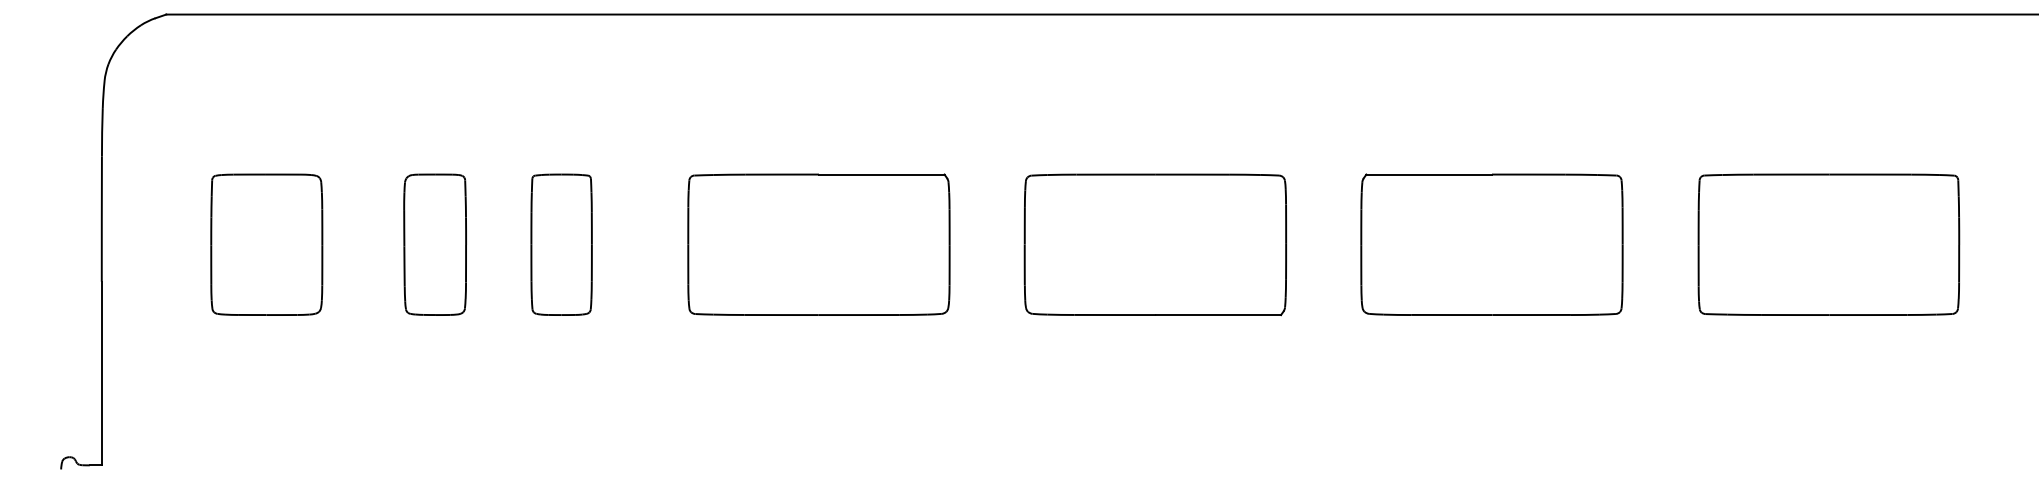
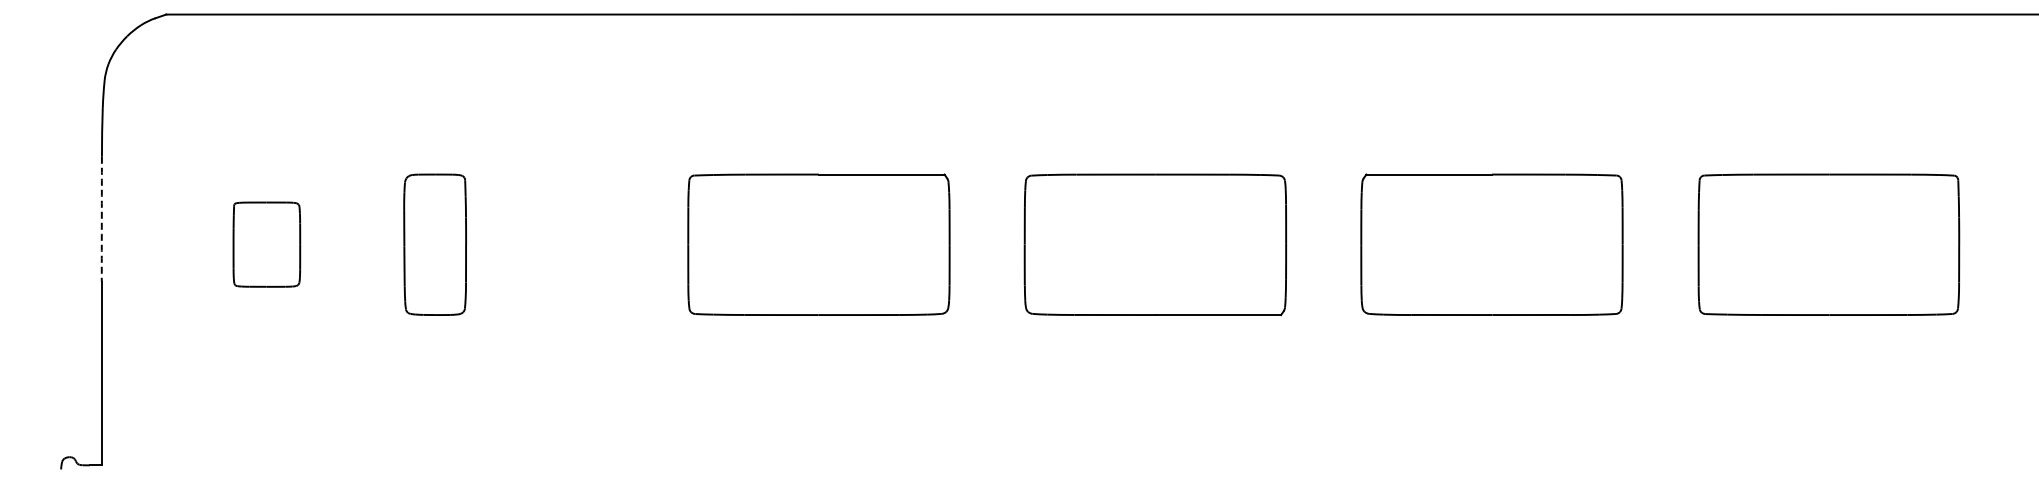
arc: solid -> dashed (101, 219)
part size: 114x143 px -> 70x87 px (266, 244)
part: present -> none (561, 244)
